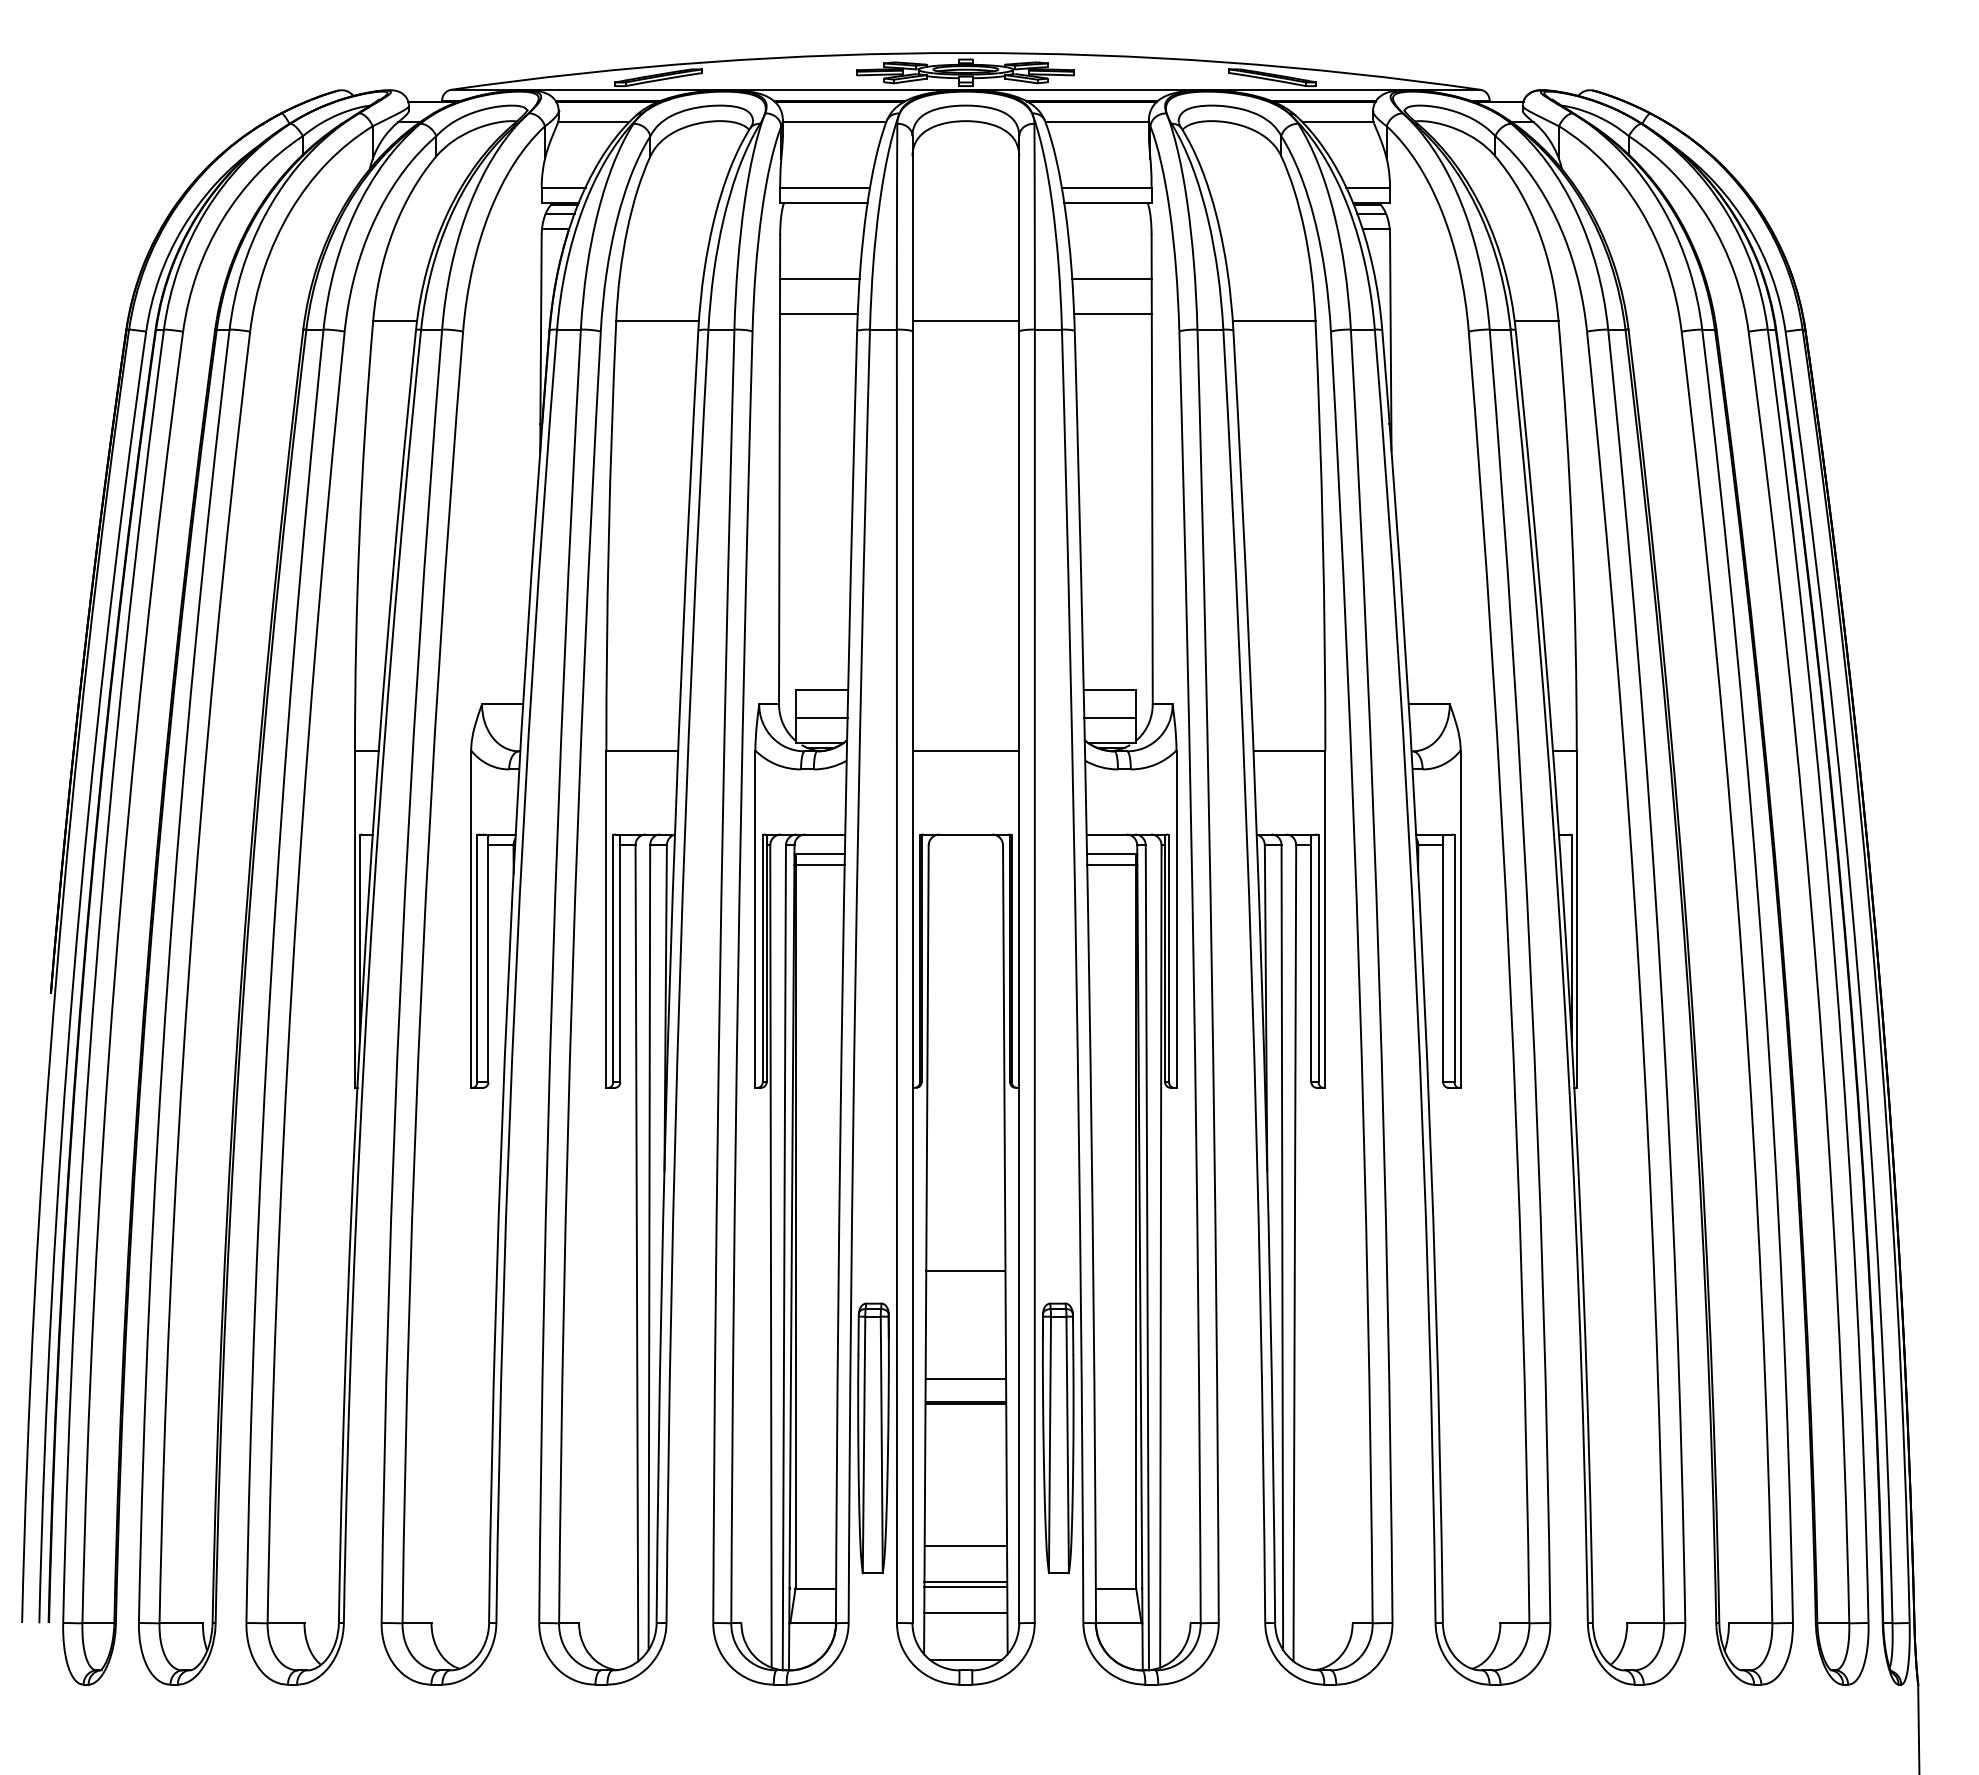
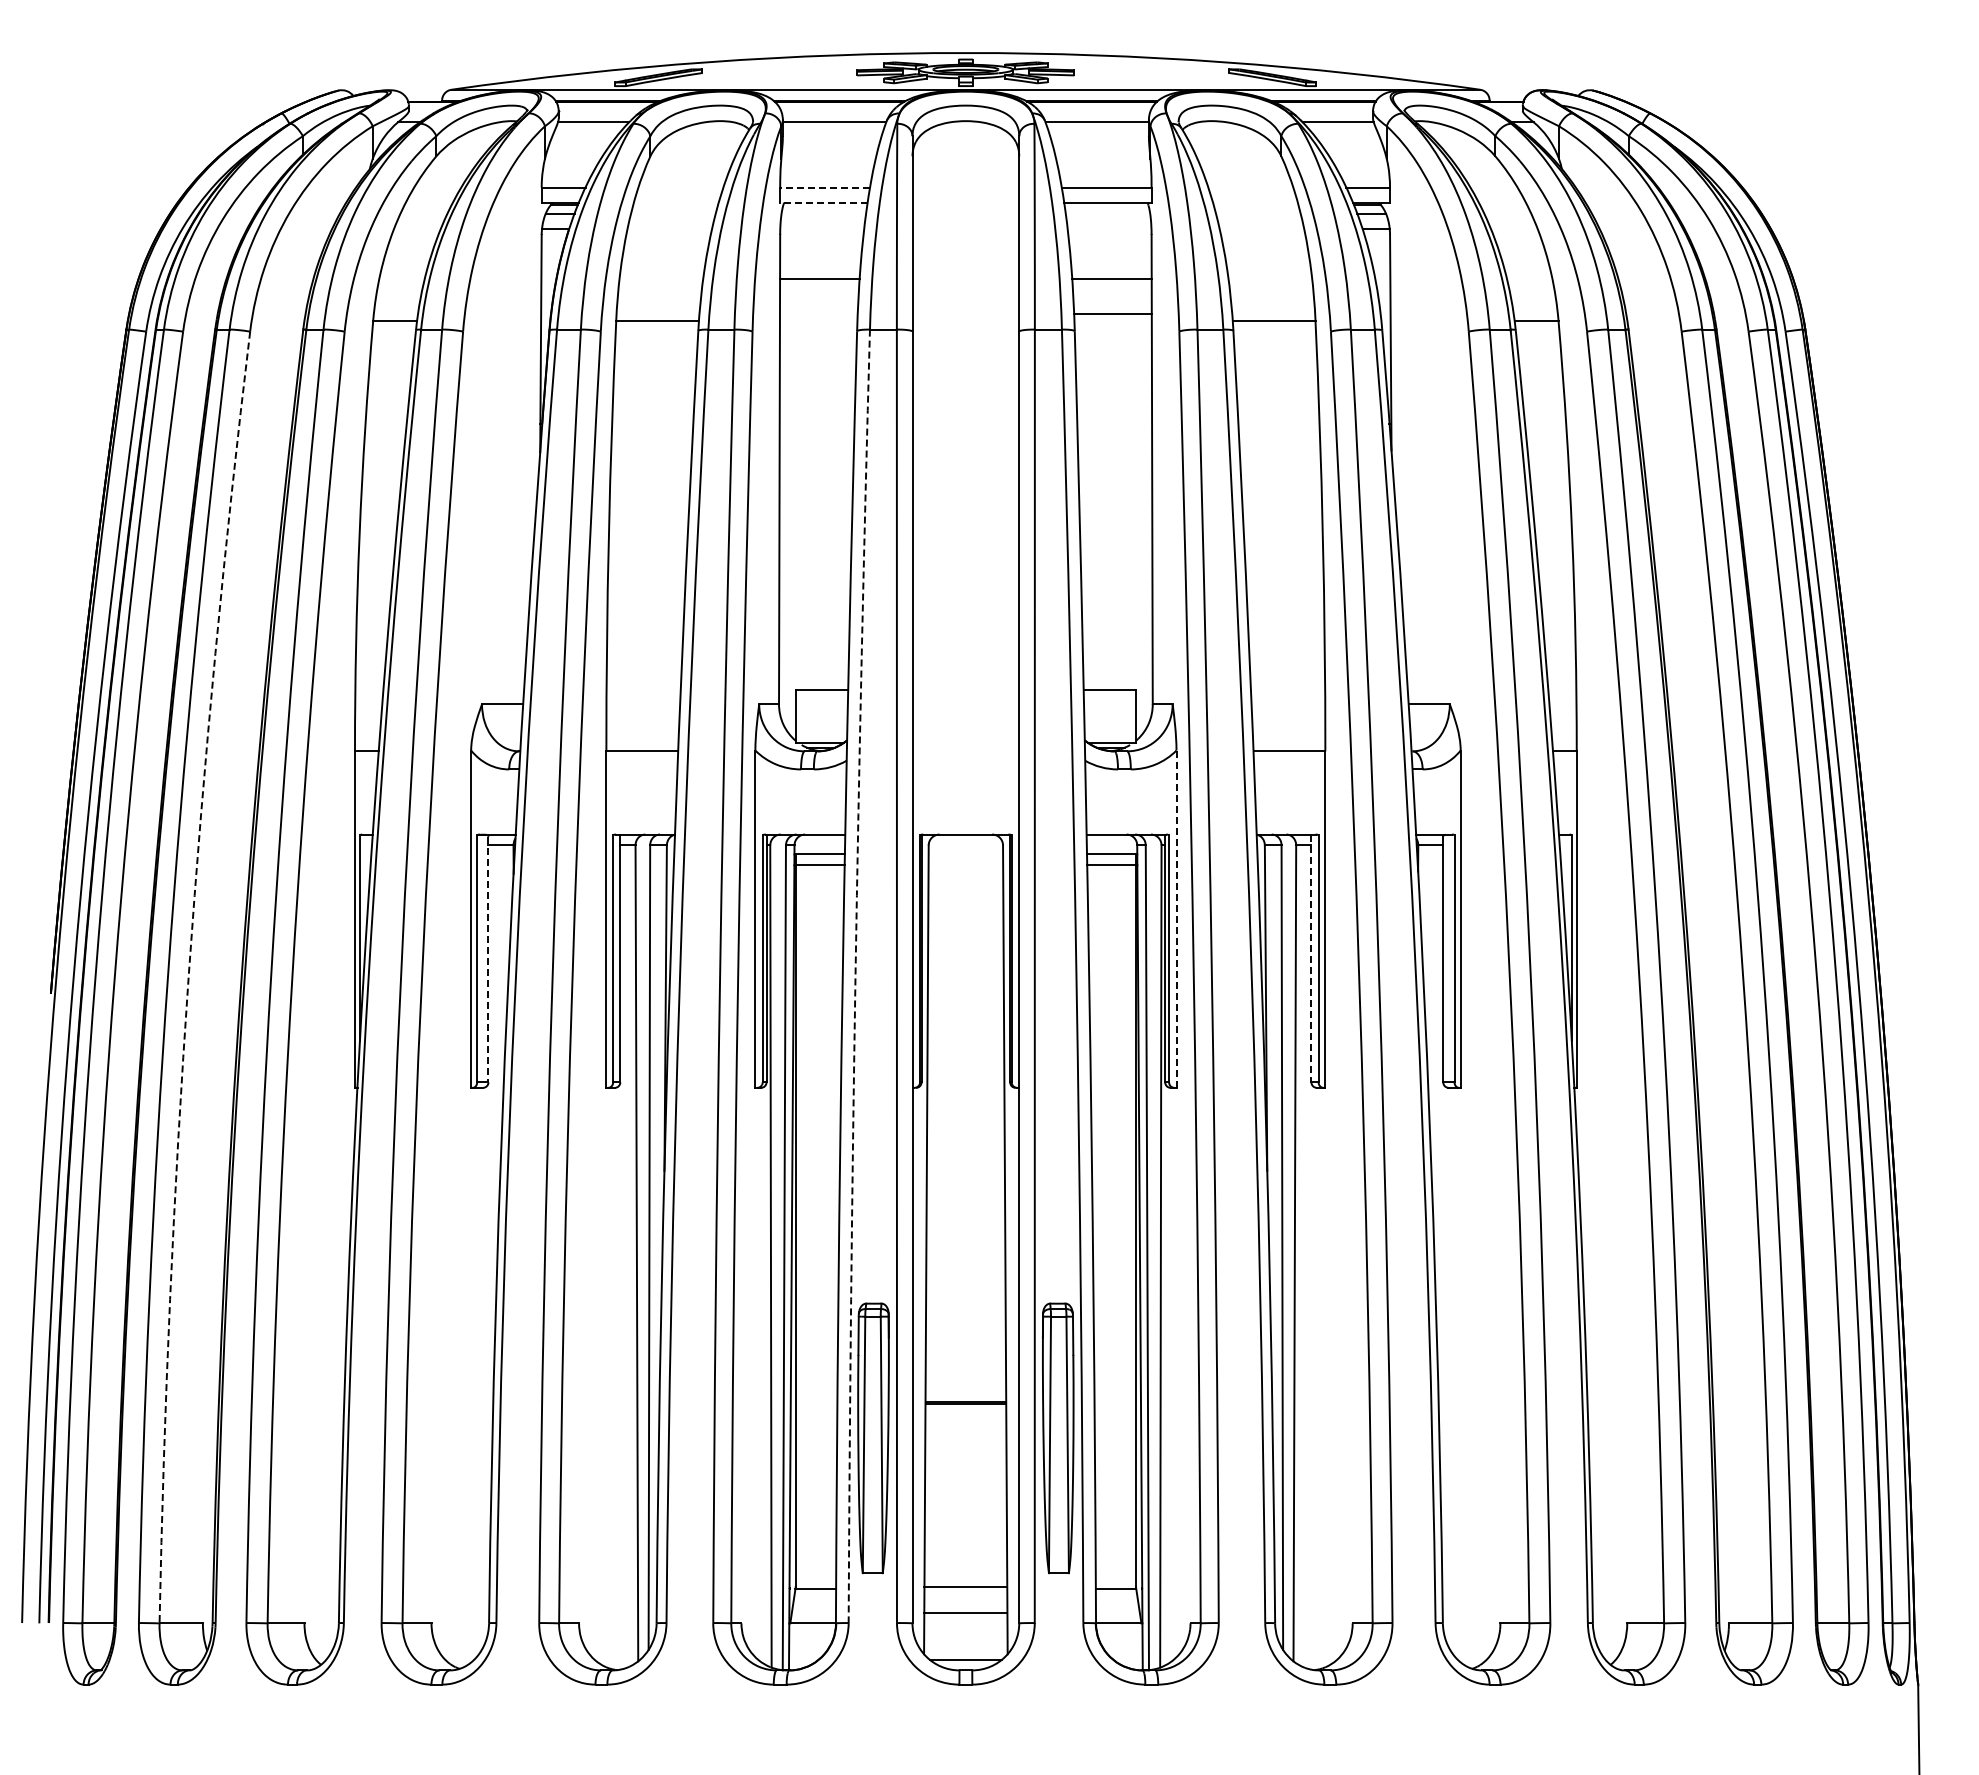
line: solid -> dashed (825, 187)
line: solid -> dashed (823, 202)
line: present -> none (818, 314)
line: present -> none (965, 320)
line: present -> none (821, 717)
line: present -> none (1110, 717)
line: present -> none (965, 751)
line: solid -> dashed (1176, 919)
line: solid -> dashed (1311, 958)
line: solid -> dashed (488, 959)
arc: solid -> dashed (188, 976)
arc: solid -> dashed (855, 976)
line: present -> none (965, 1271)
line: present -> none (965, 1379)
line: present -> none (965, 1545)
line: present -> none (965, 1581)
